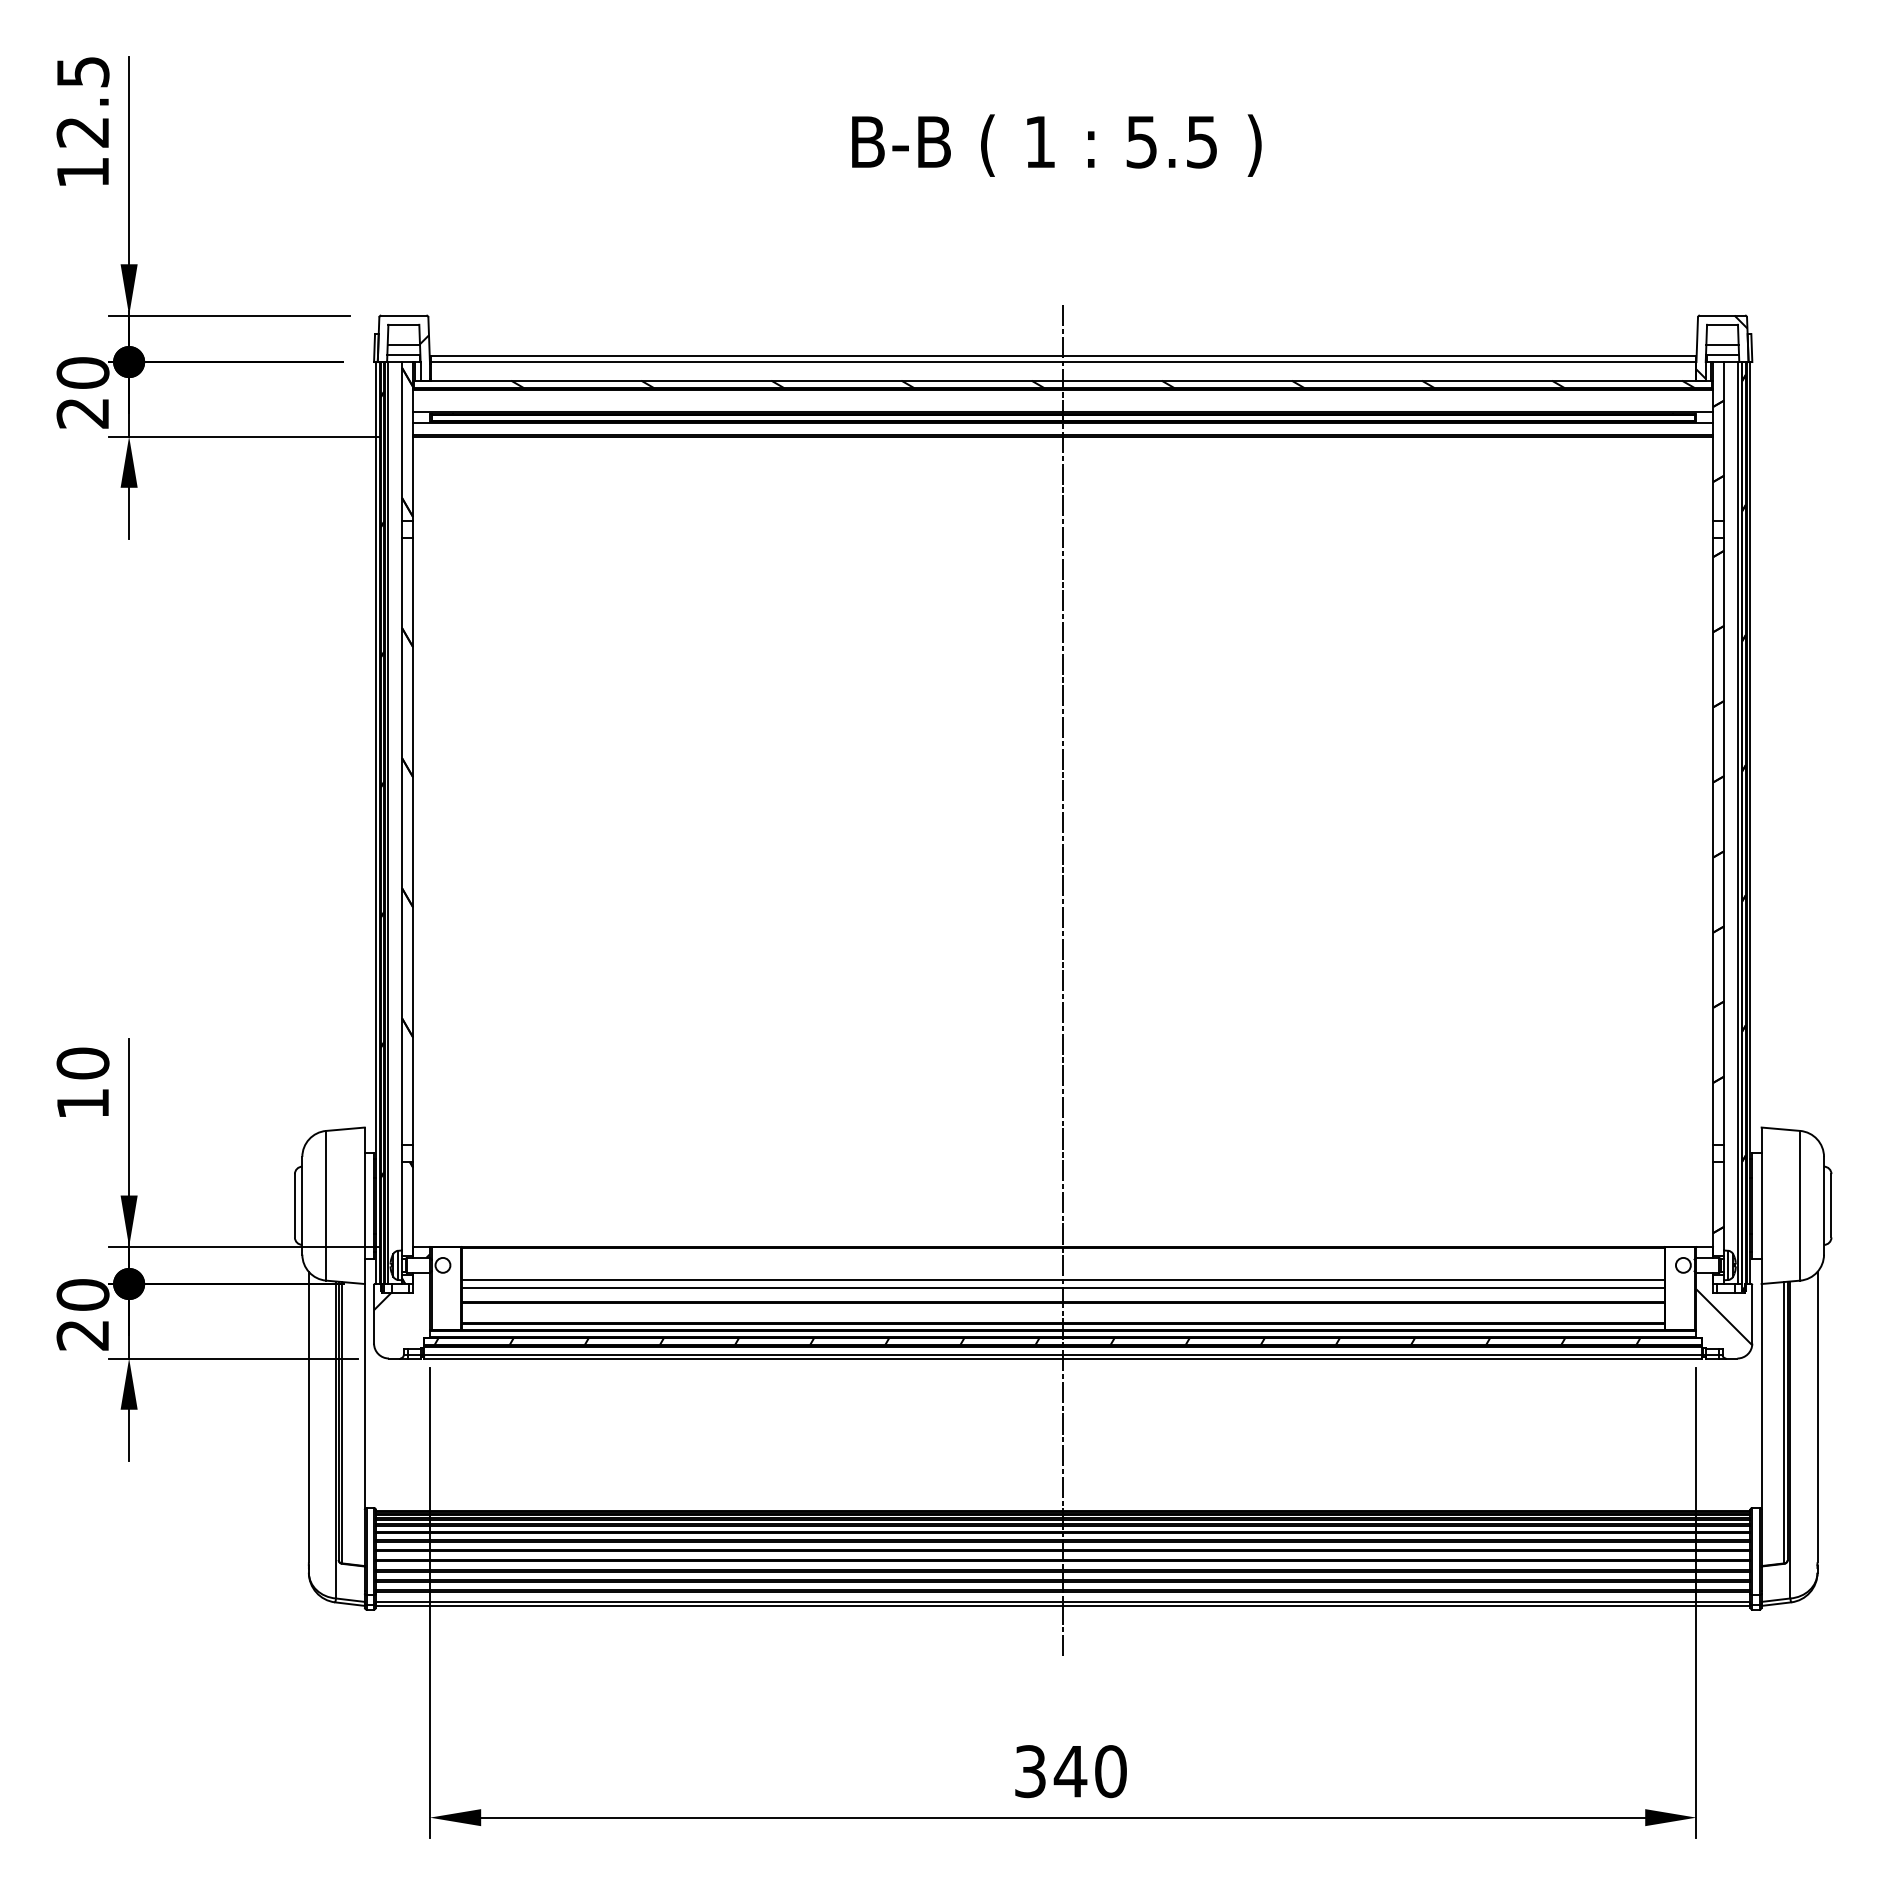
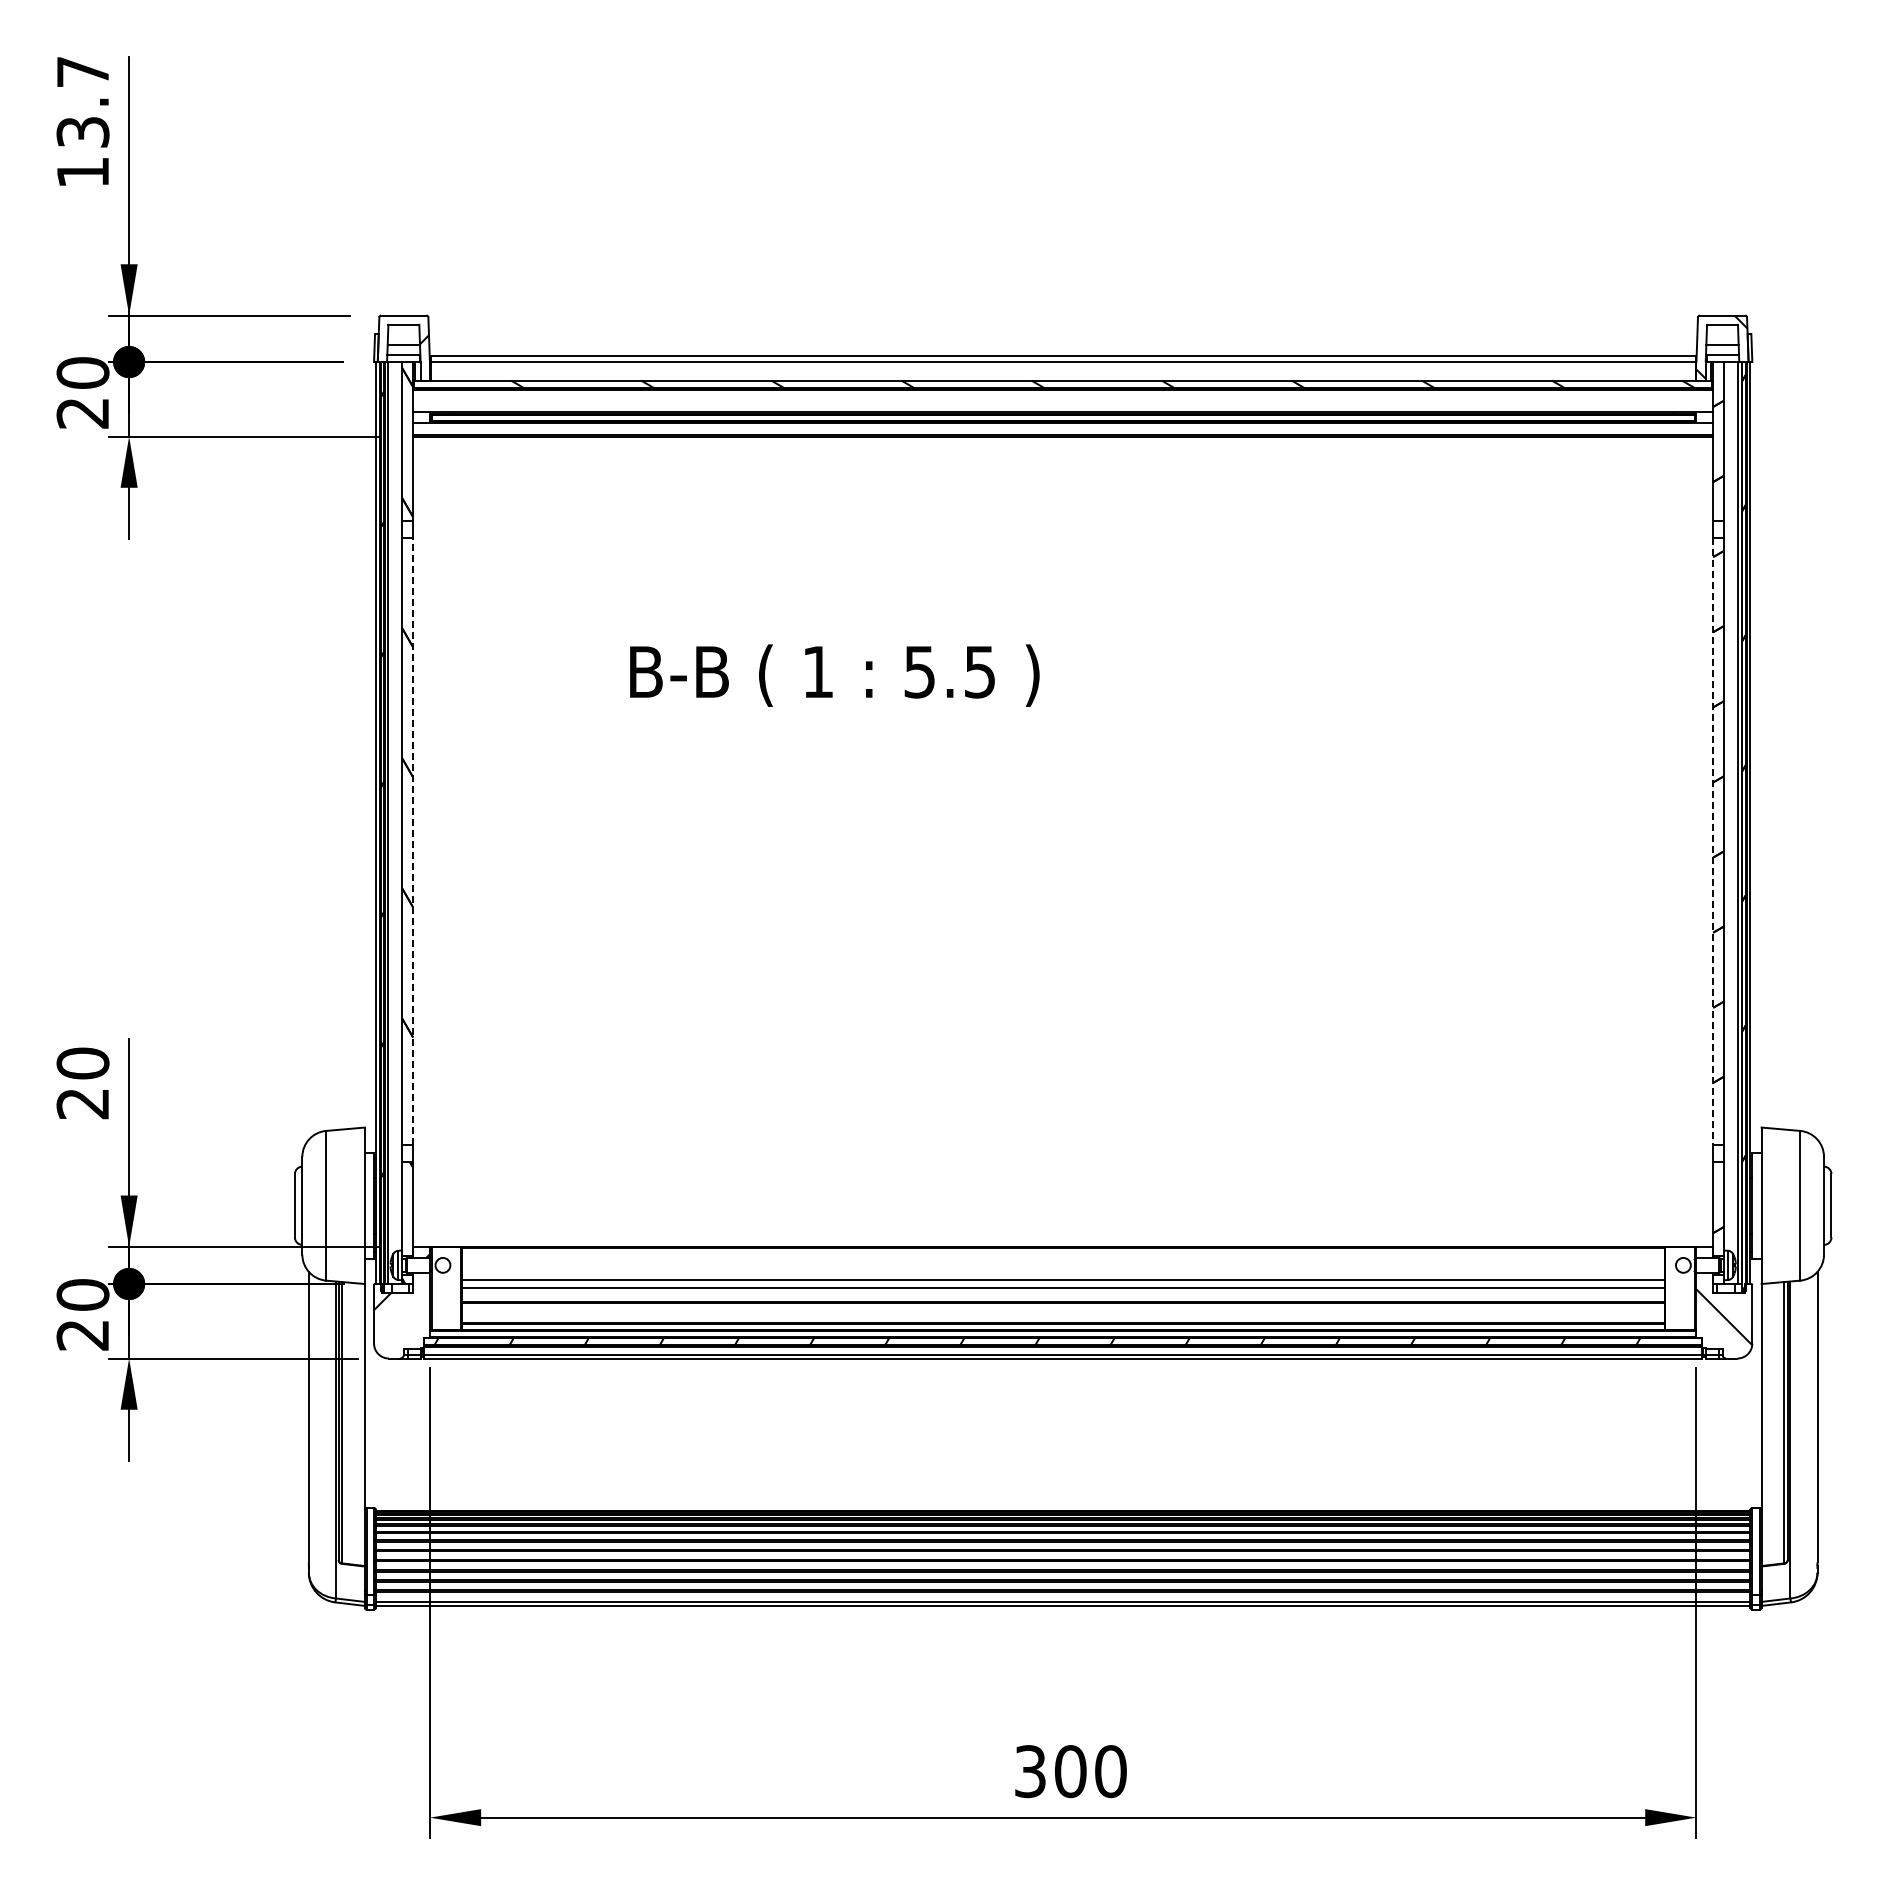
text: 12.5 -> 13.7 (82, 102)
text position: (1056, 145) -> (834, 675) (834, 675)
line: solid -> dashed (413, 841)
line: solid -> dashed (1713, 841)
line: present -> none (1063, 981)
text: 10 -> 20 (82, 1104)
text: 340 -> 300 (1070, 1771)
